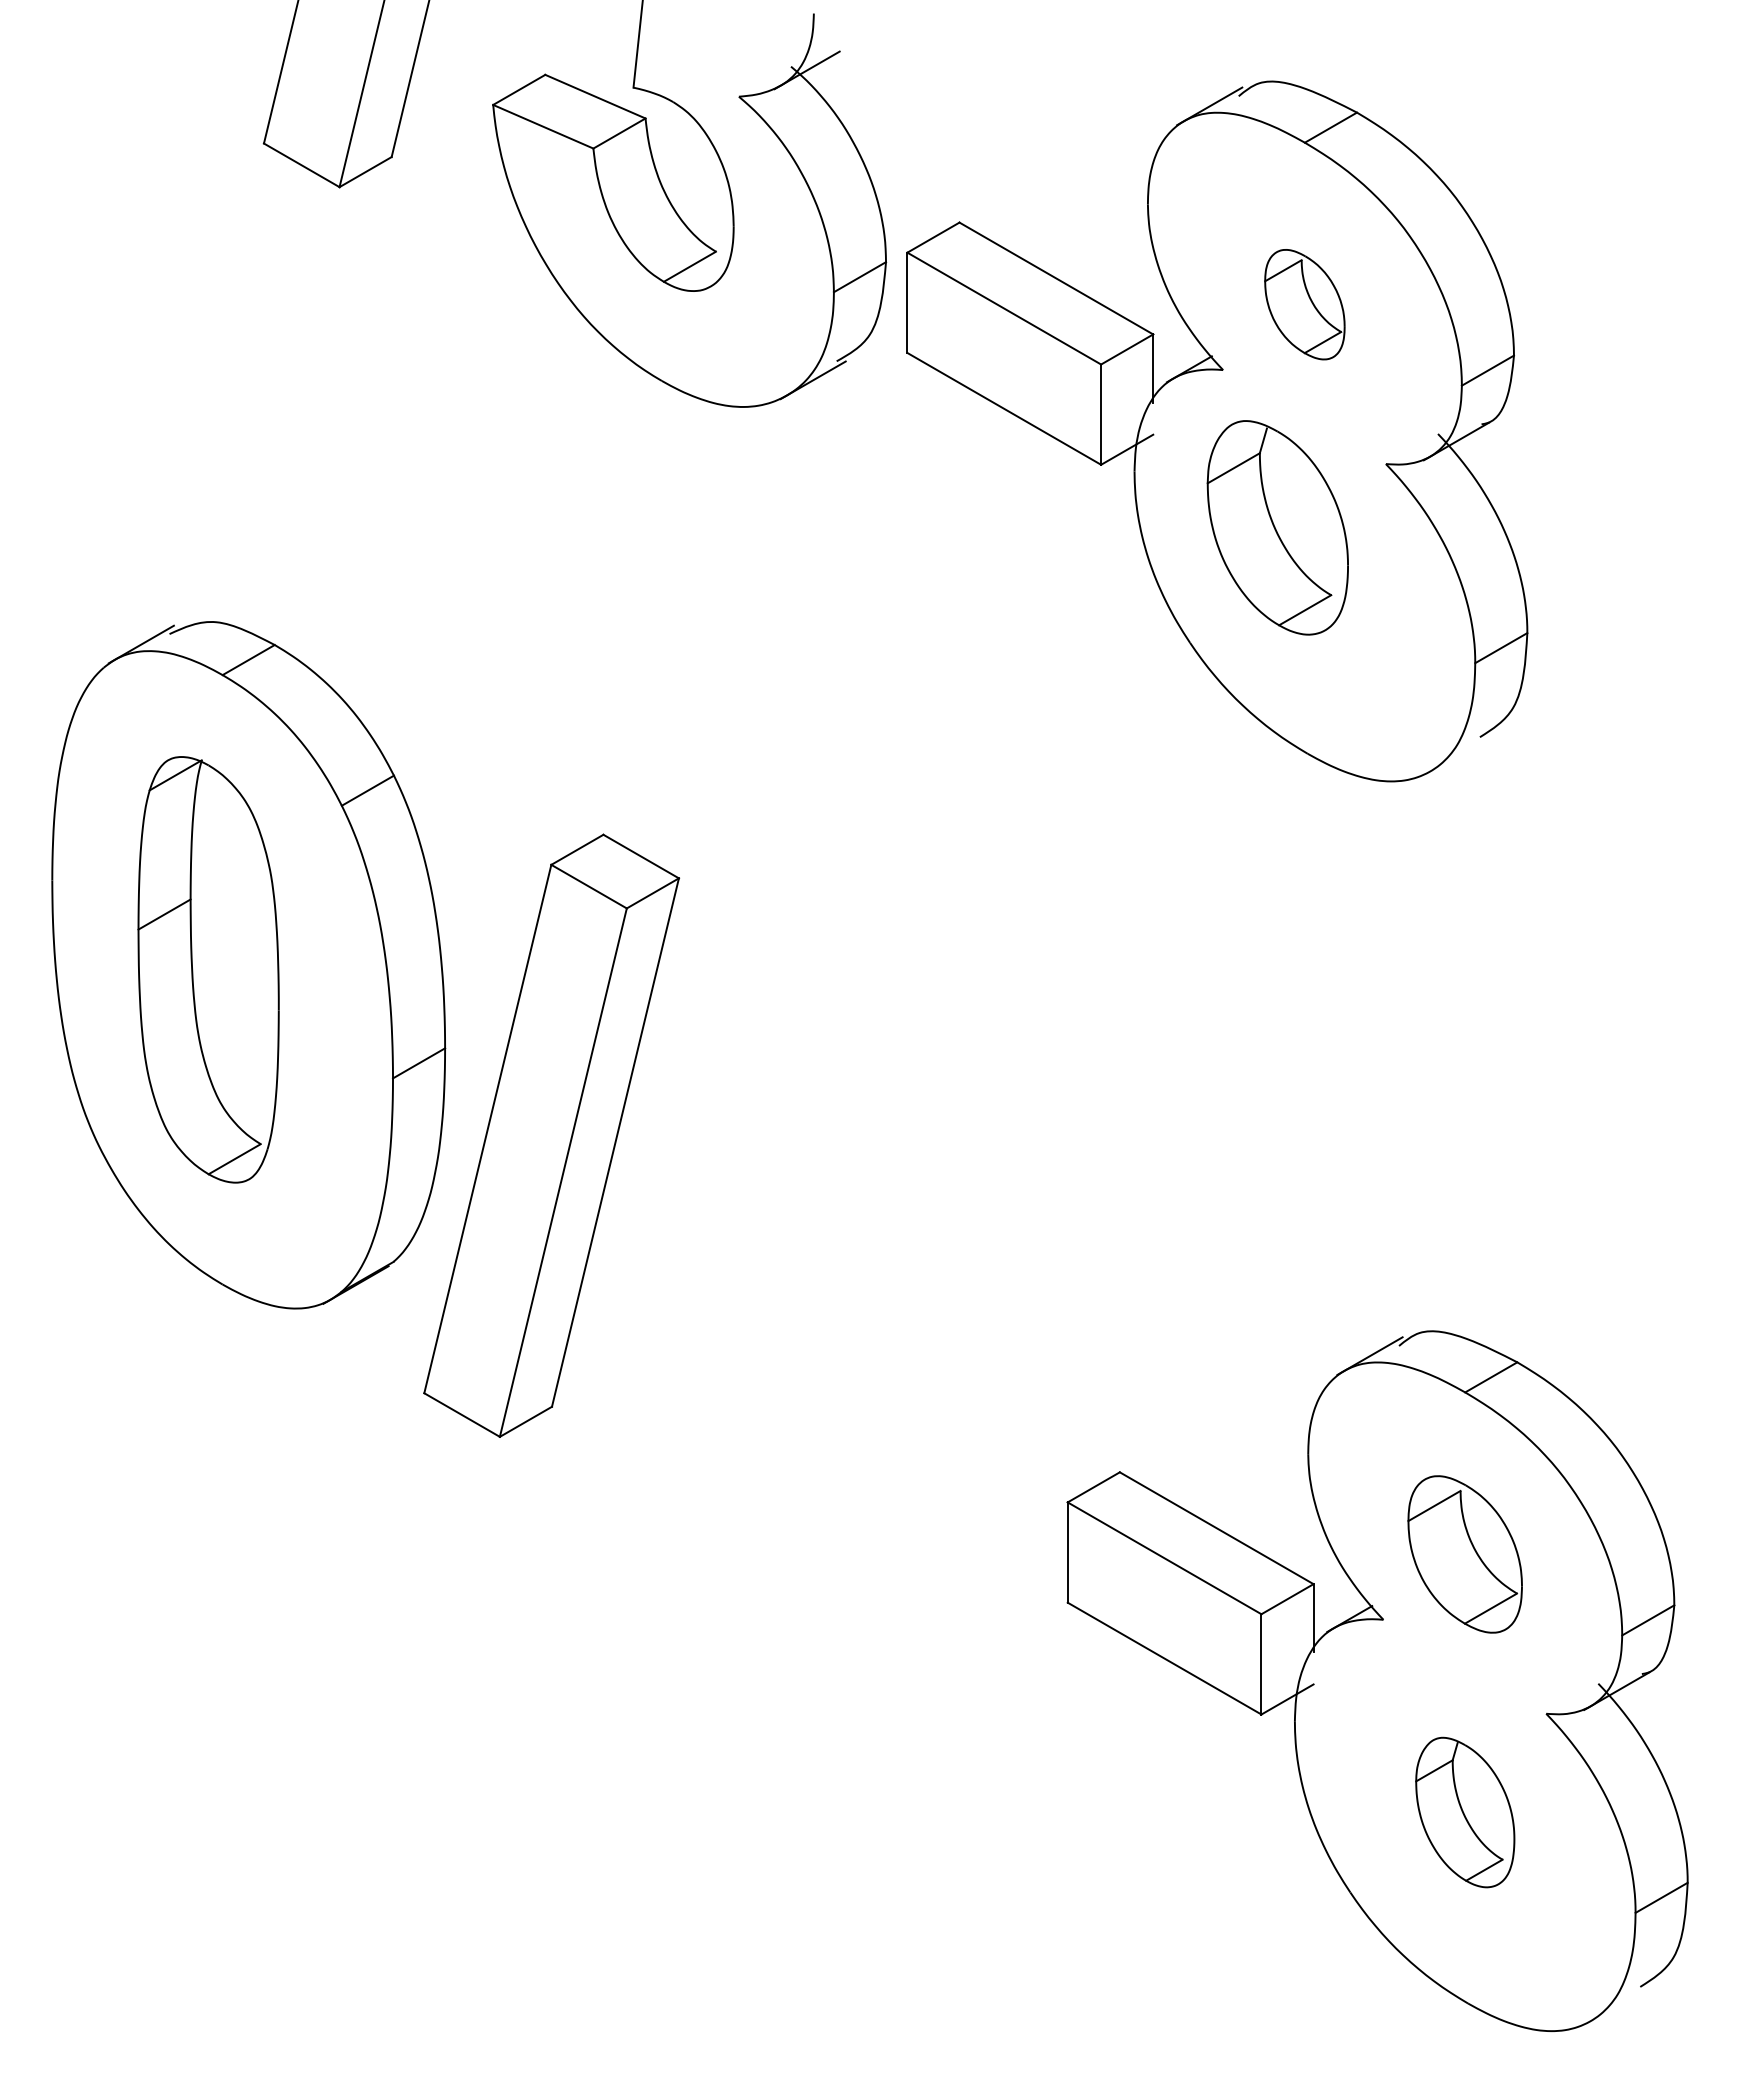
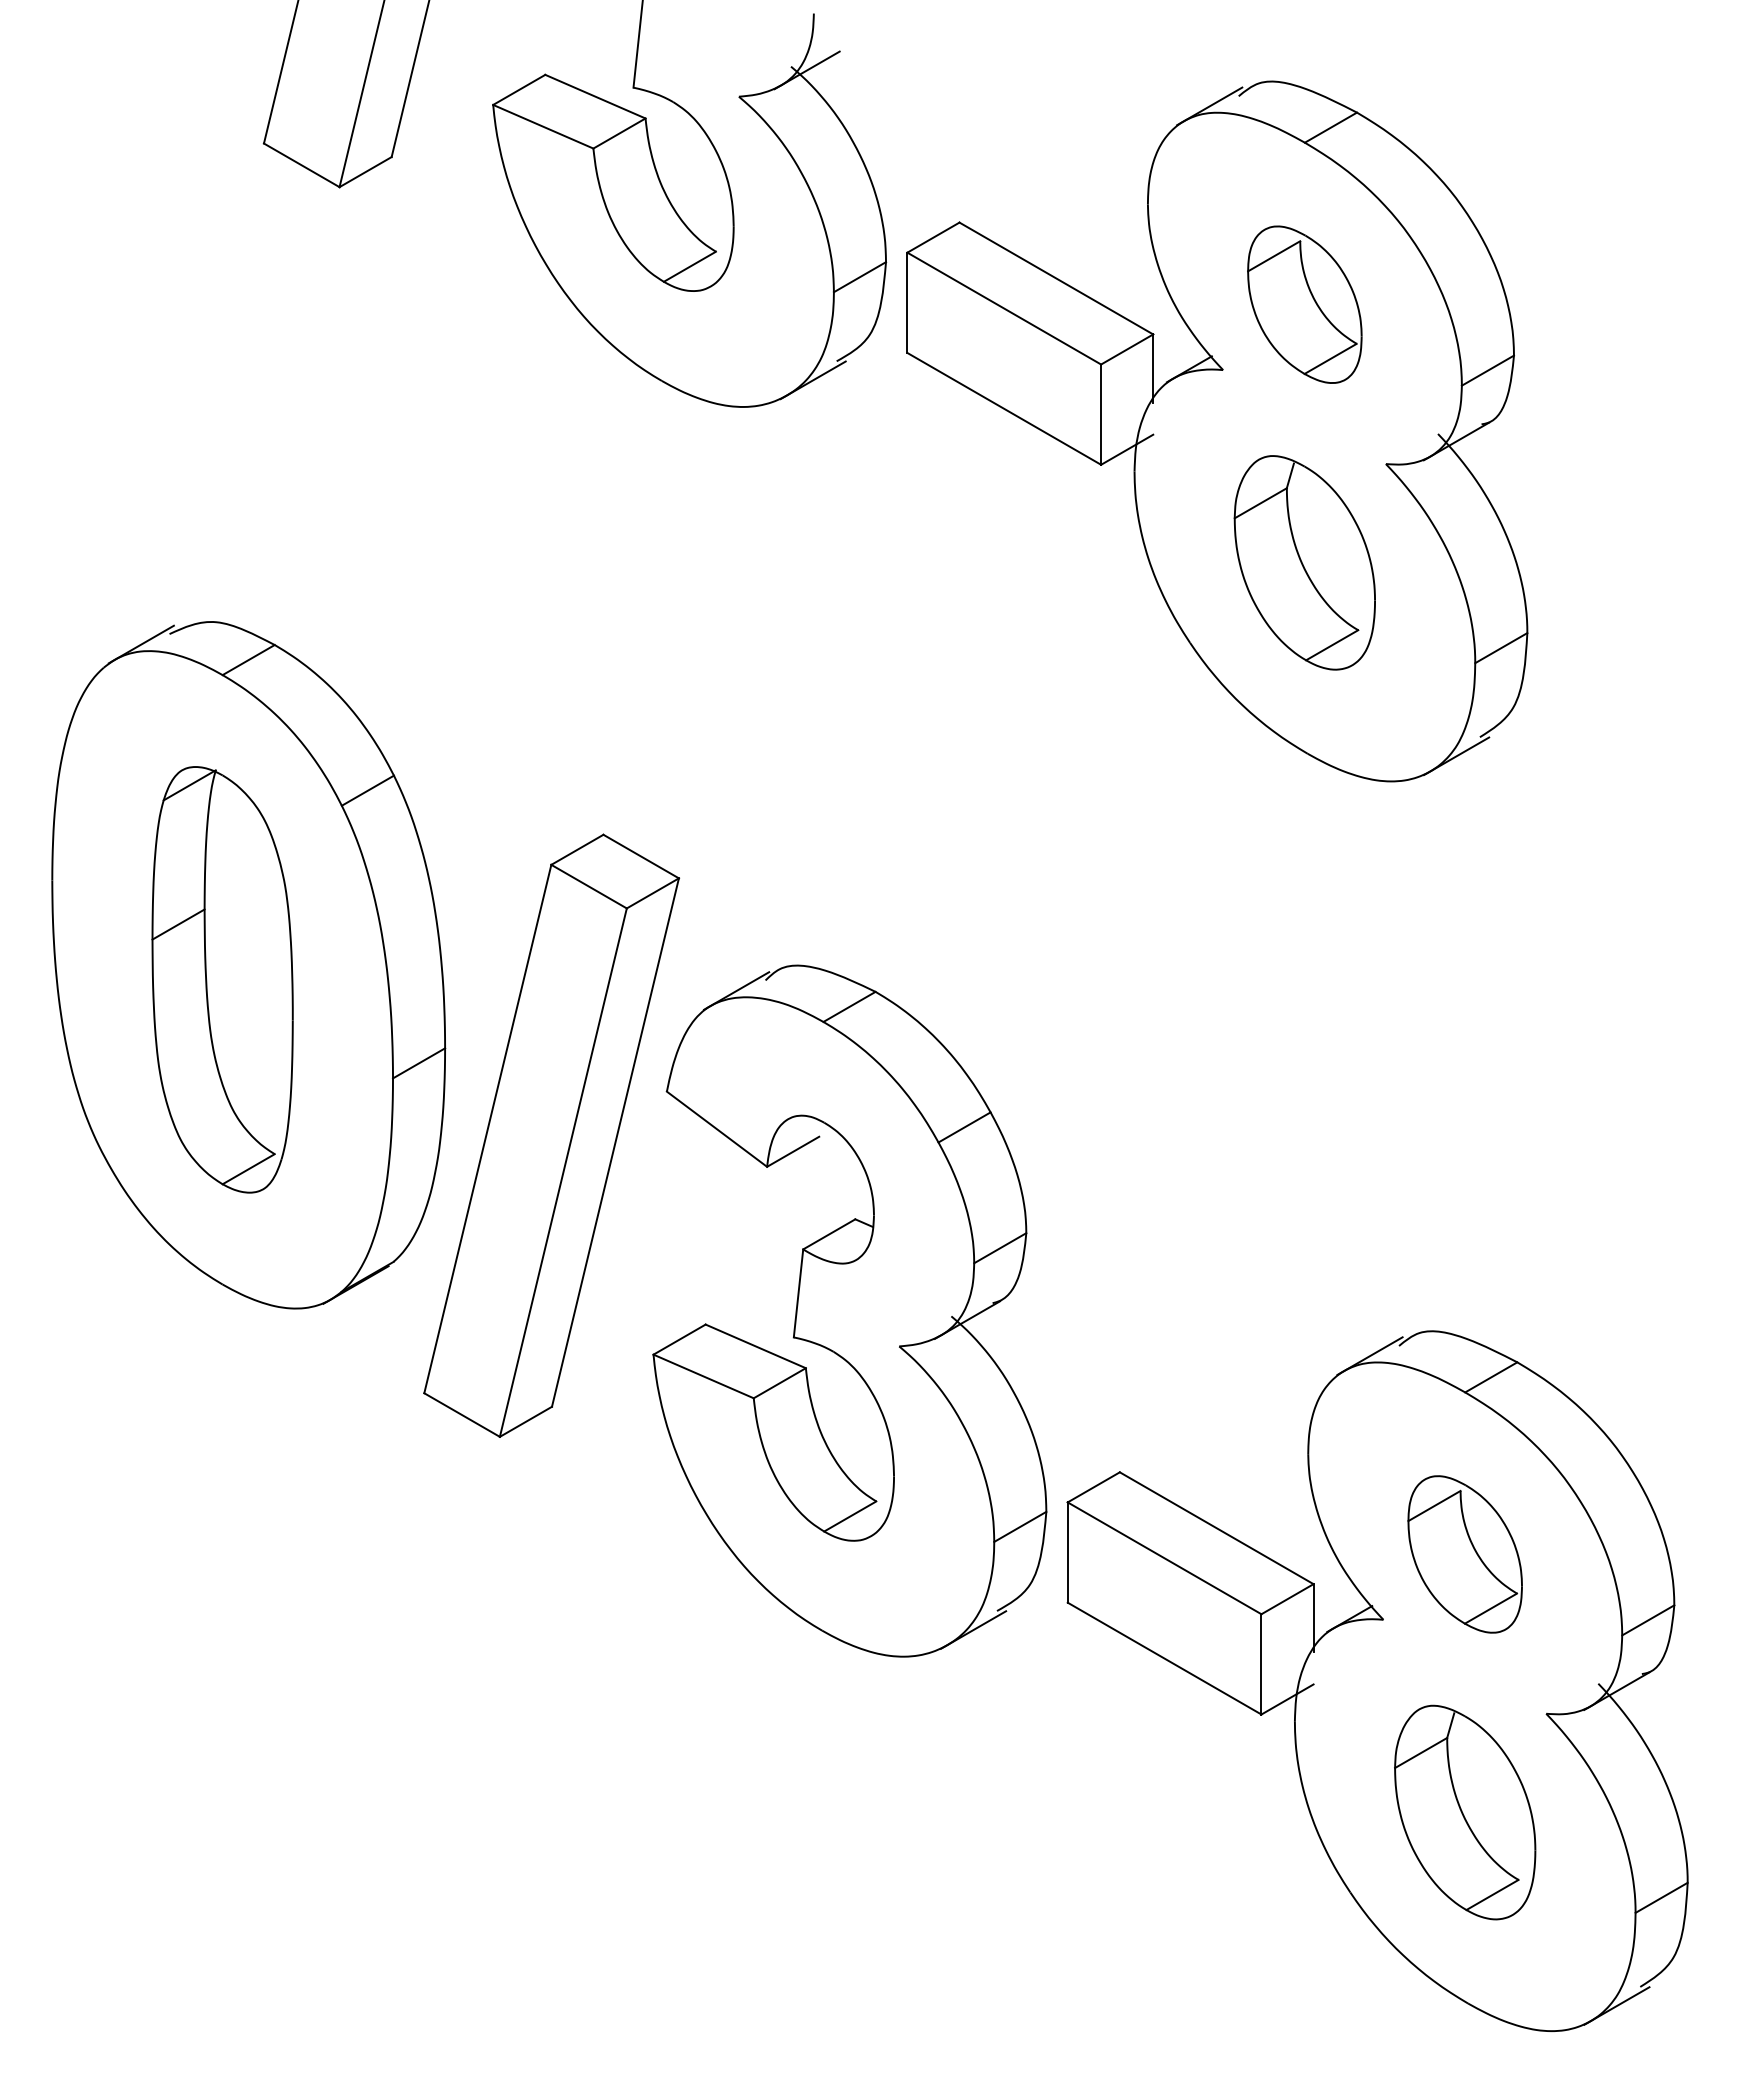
part size: 82x112 px -> 116x159 px (1304, 304)
part position: (1277, 527) -> (1304, 562) (1304, 562)
line: none -> present (1456, 756)
part position: (208, 969) -> (222, 979) (222, 979)
part: none -> present (849, 1310)
part size: 101x153 px -> 143x217 px (1465, 1812)
line: none -> present (1616, 2005)
